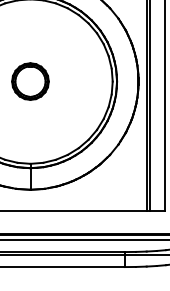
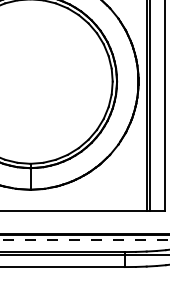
part: present -> none (30, 81)
line: solid -> dashed (85, 240)
